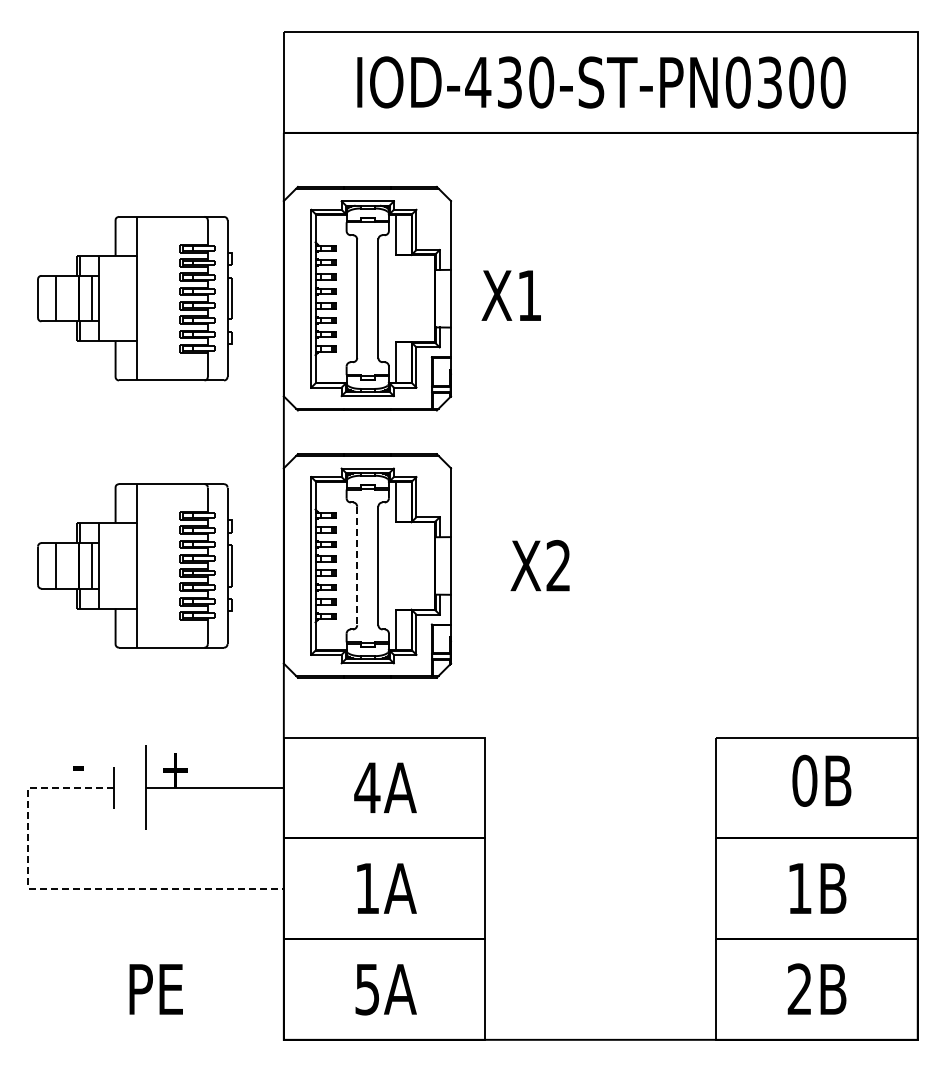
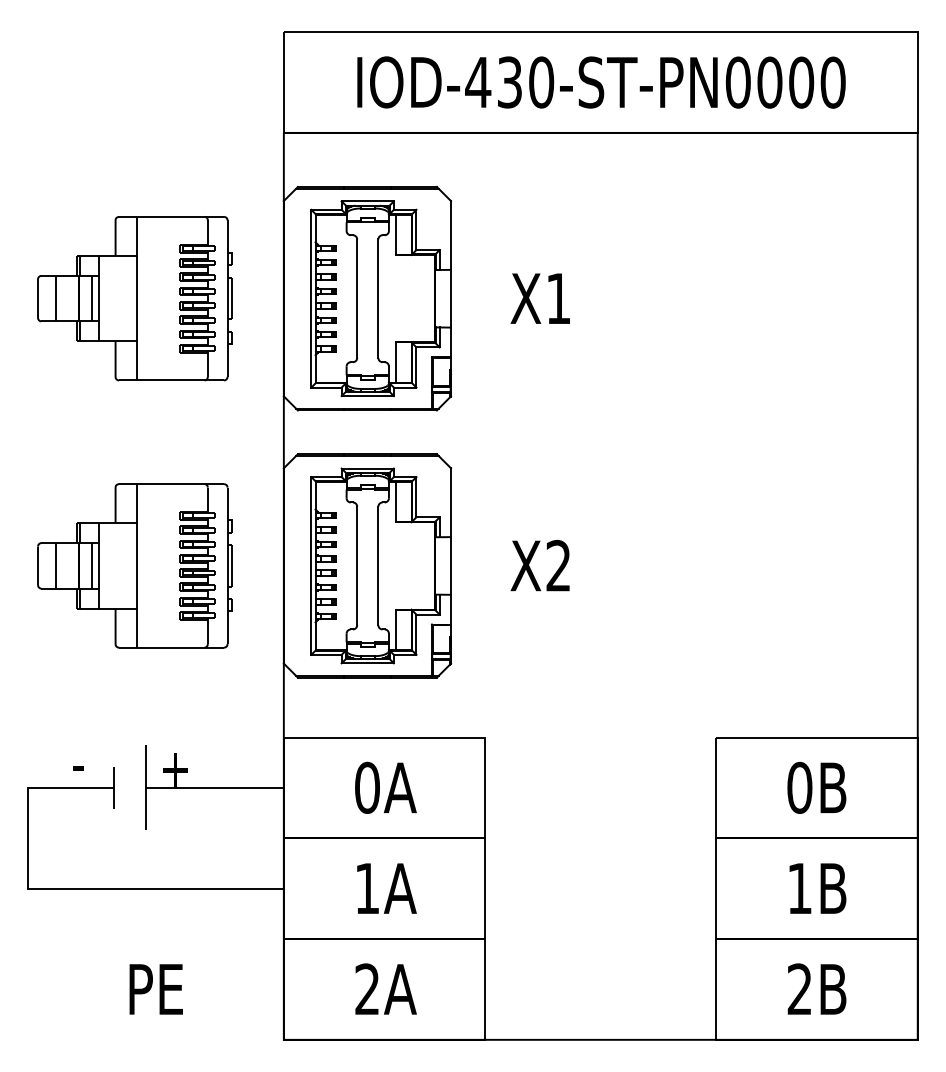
text: IOD-430-ST-PN0300 -> IOD-430-ST-PN0000 (769, 82)
text position: (510, 295) -> (539, 298) (539, 298)
line: dashed -> solid (357, 566)
text position: (821, 780) -> (816, 787) (816, 787)
text: 4A -> 0A (367, 787)
line: dashed -> solid (62, 888)
text: 5A -> 2A (367, 989)
